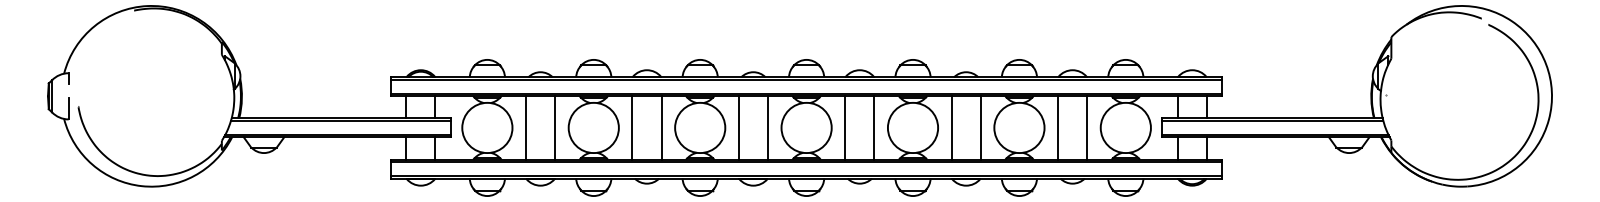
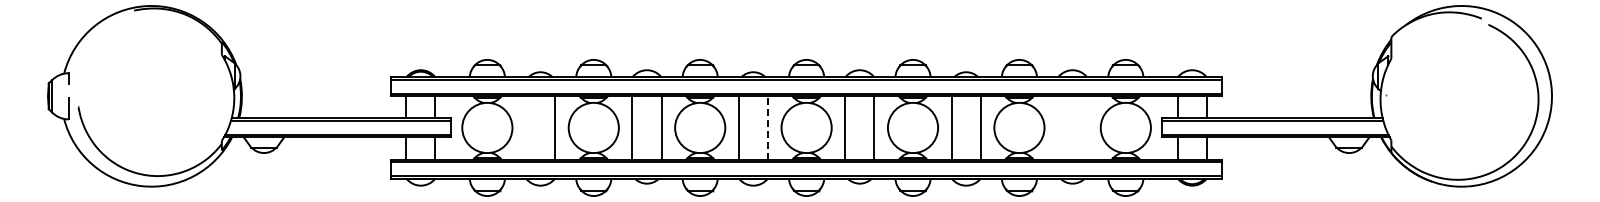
line: present -> none (526, 127)
line: solid -> dashed (767, 127)
line: present -> none (1058, 127)
line: present -> none (1087, 127)
